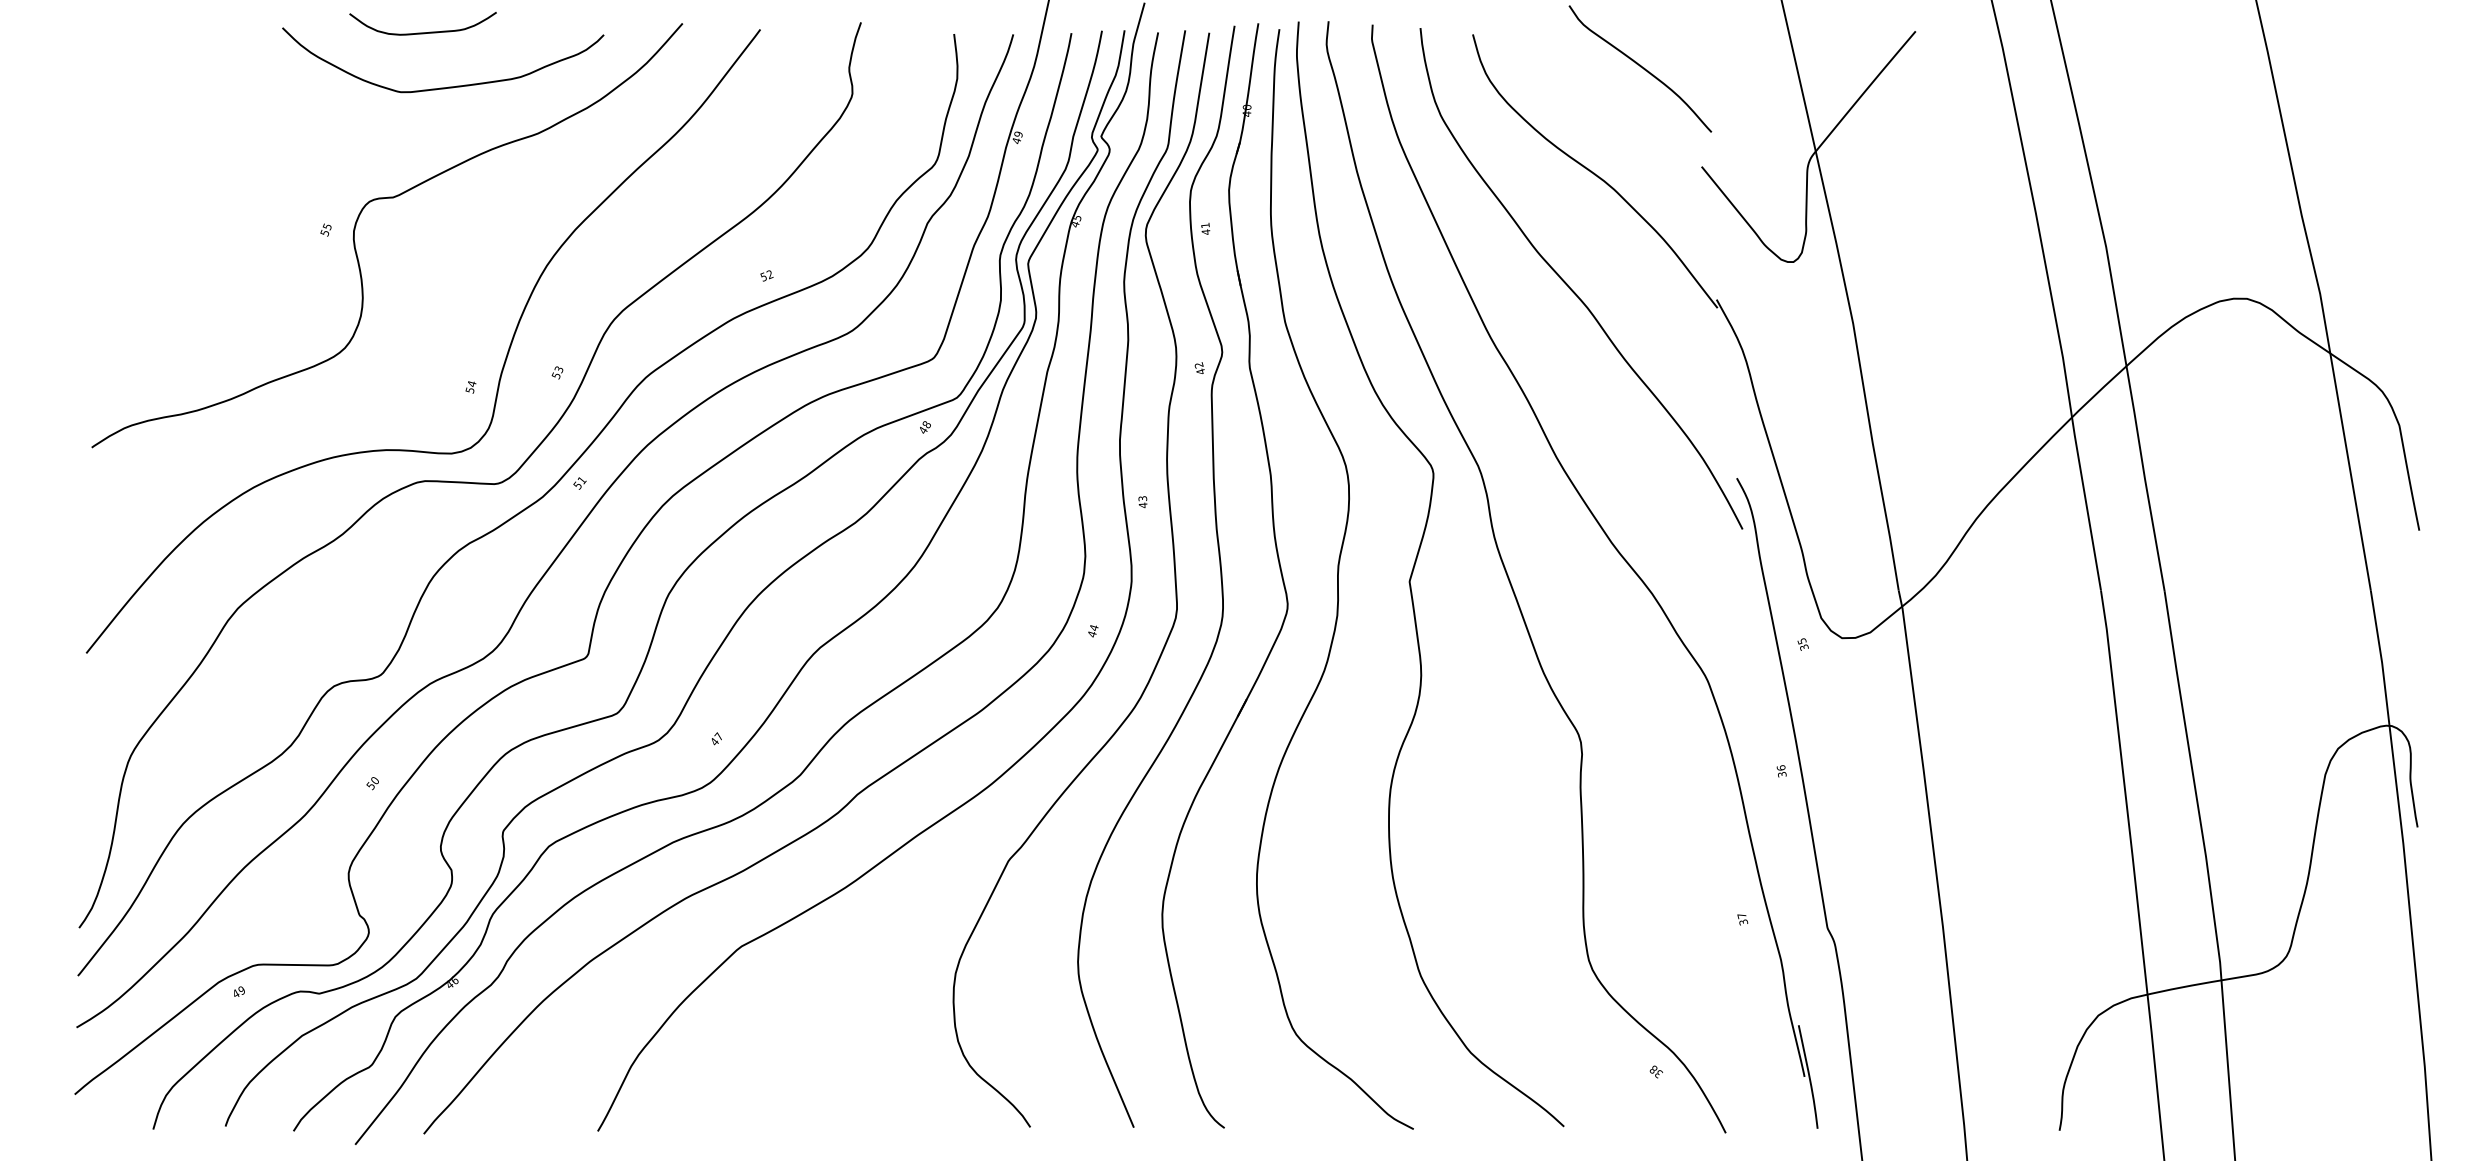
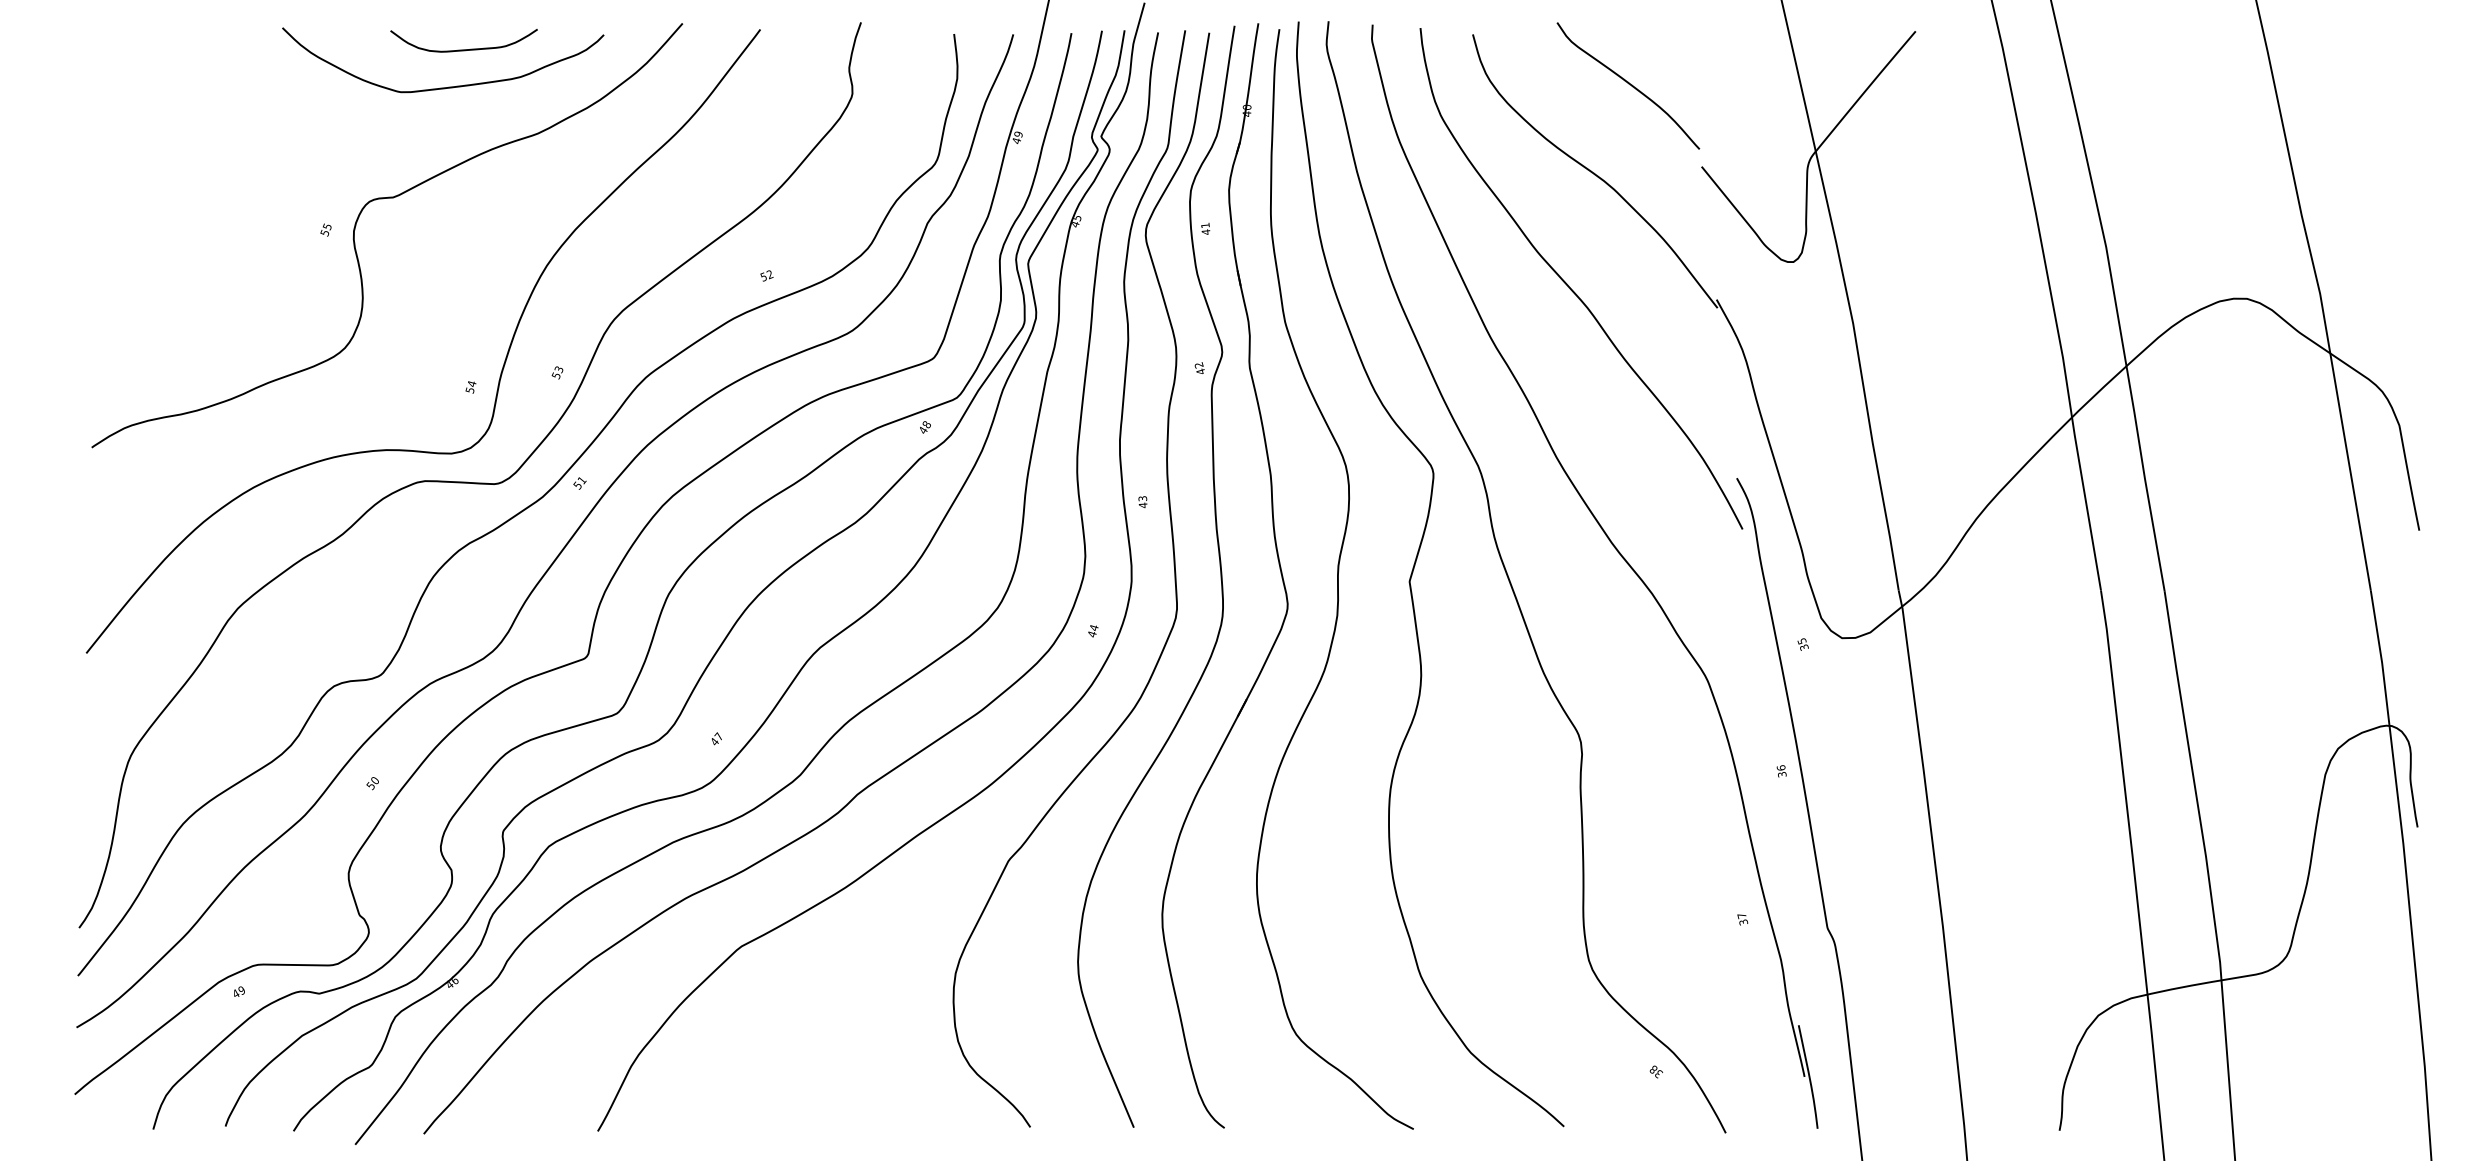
curve position: (422, 32) -> (463, 49) (463, 49)
curve position: (1640, 67) -> (1628, 84) (1628, 84)
